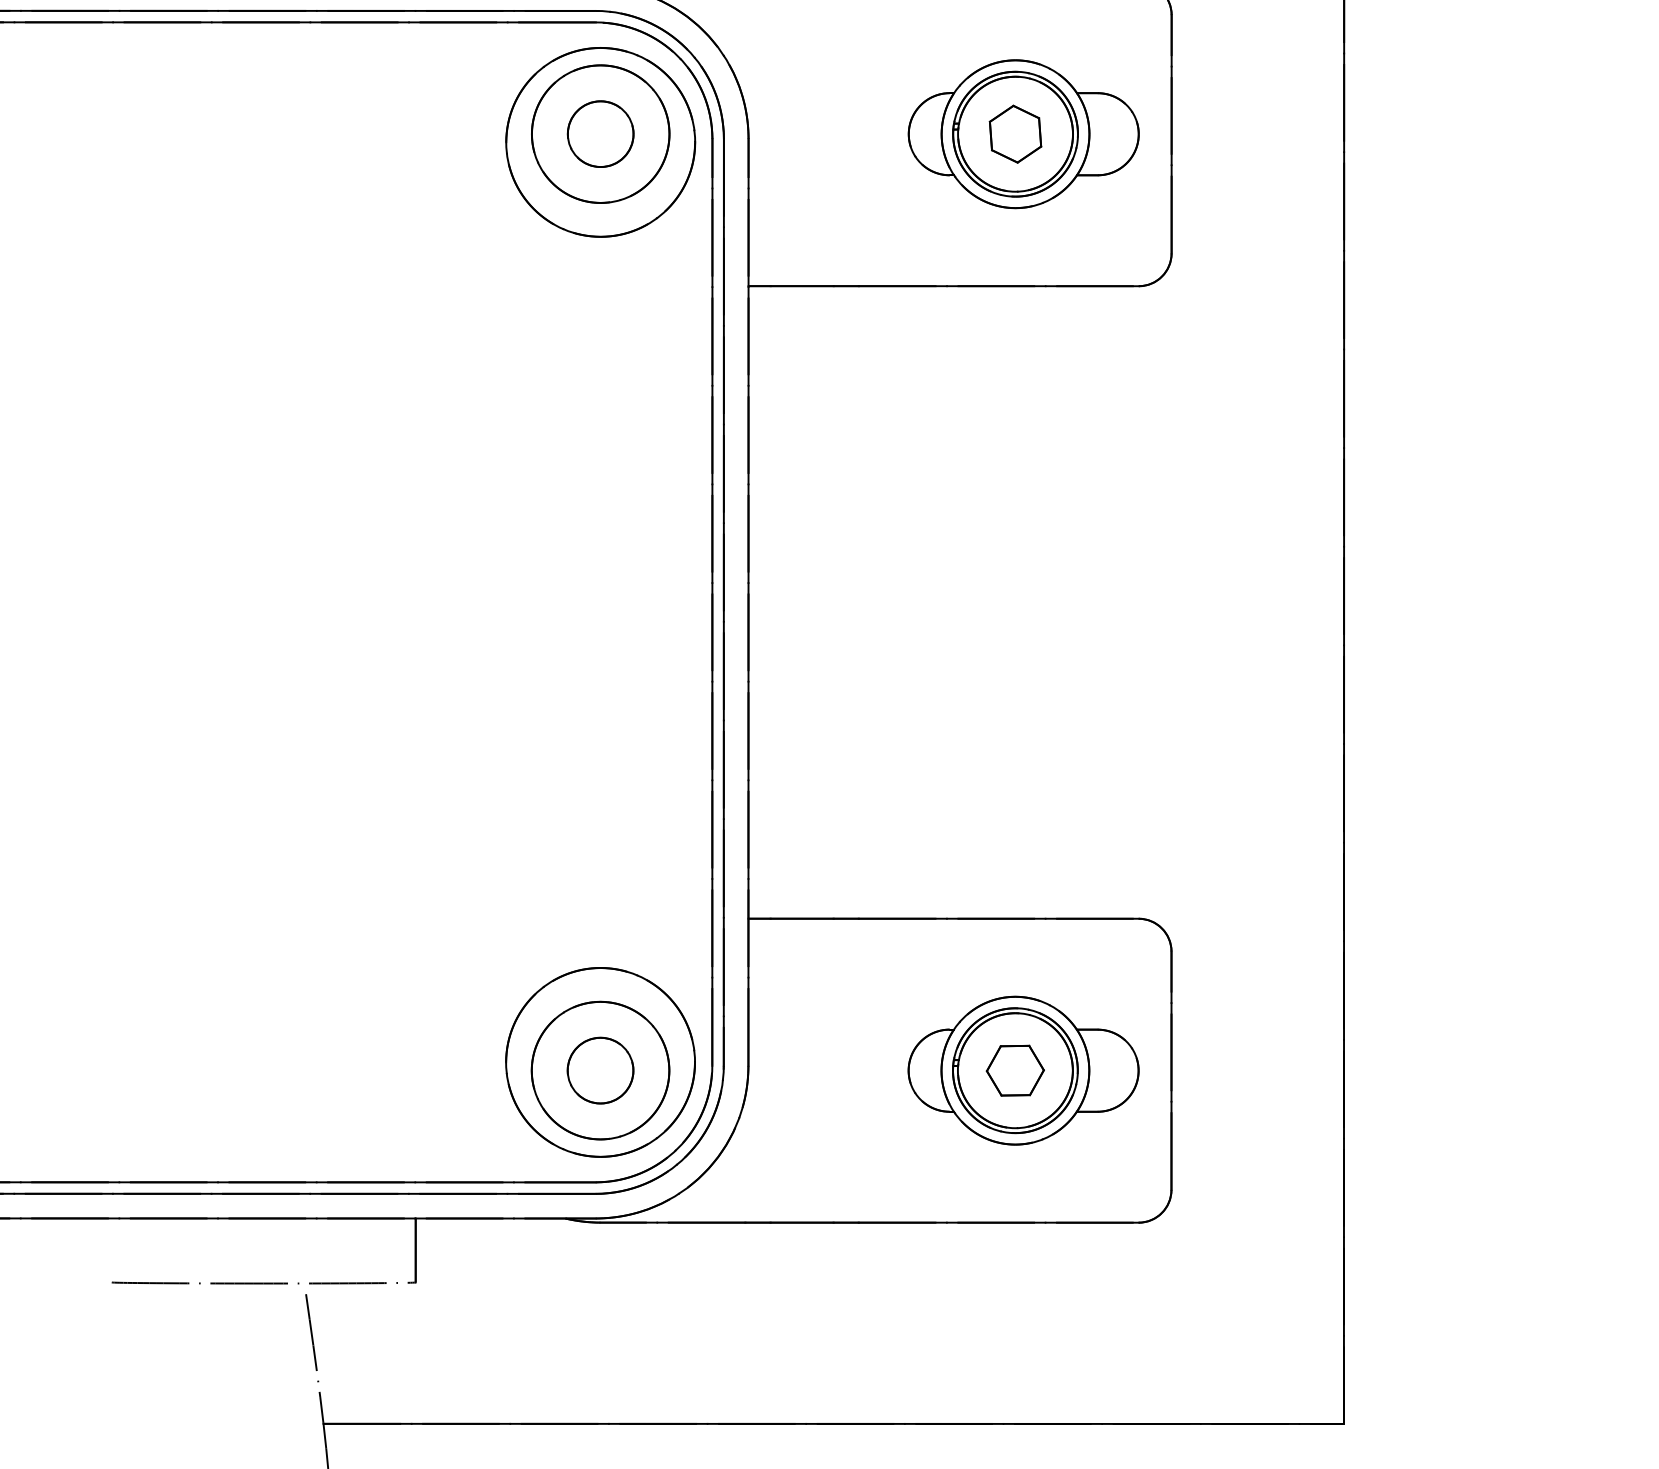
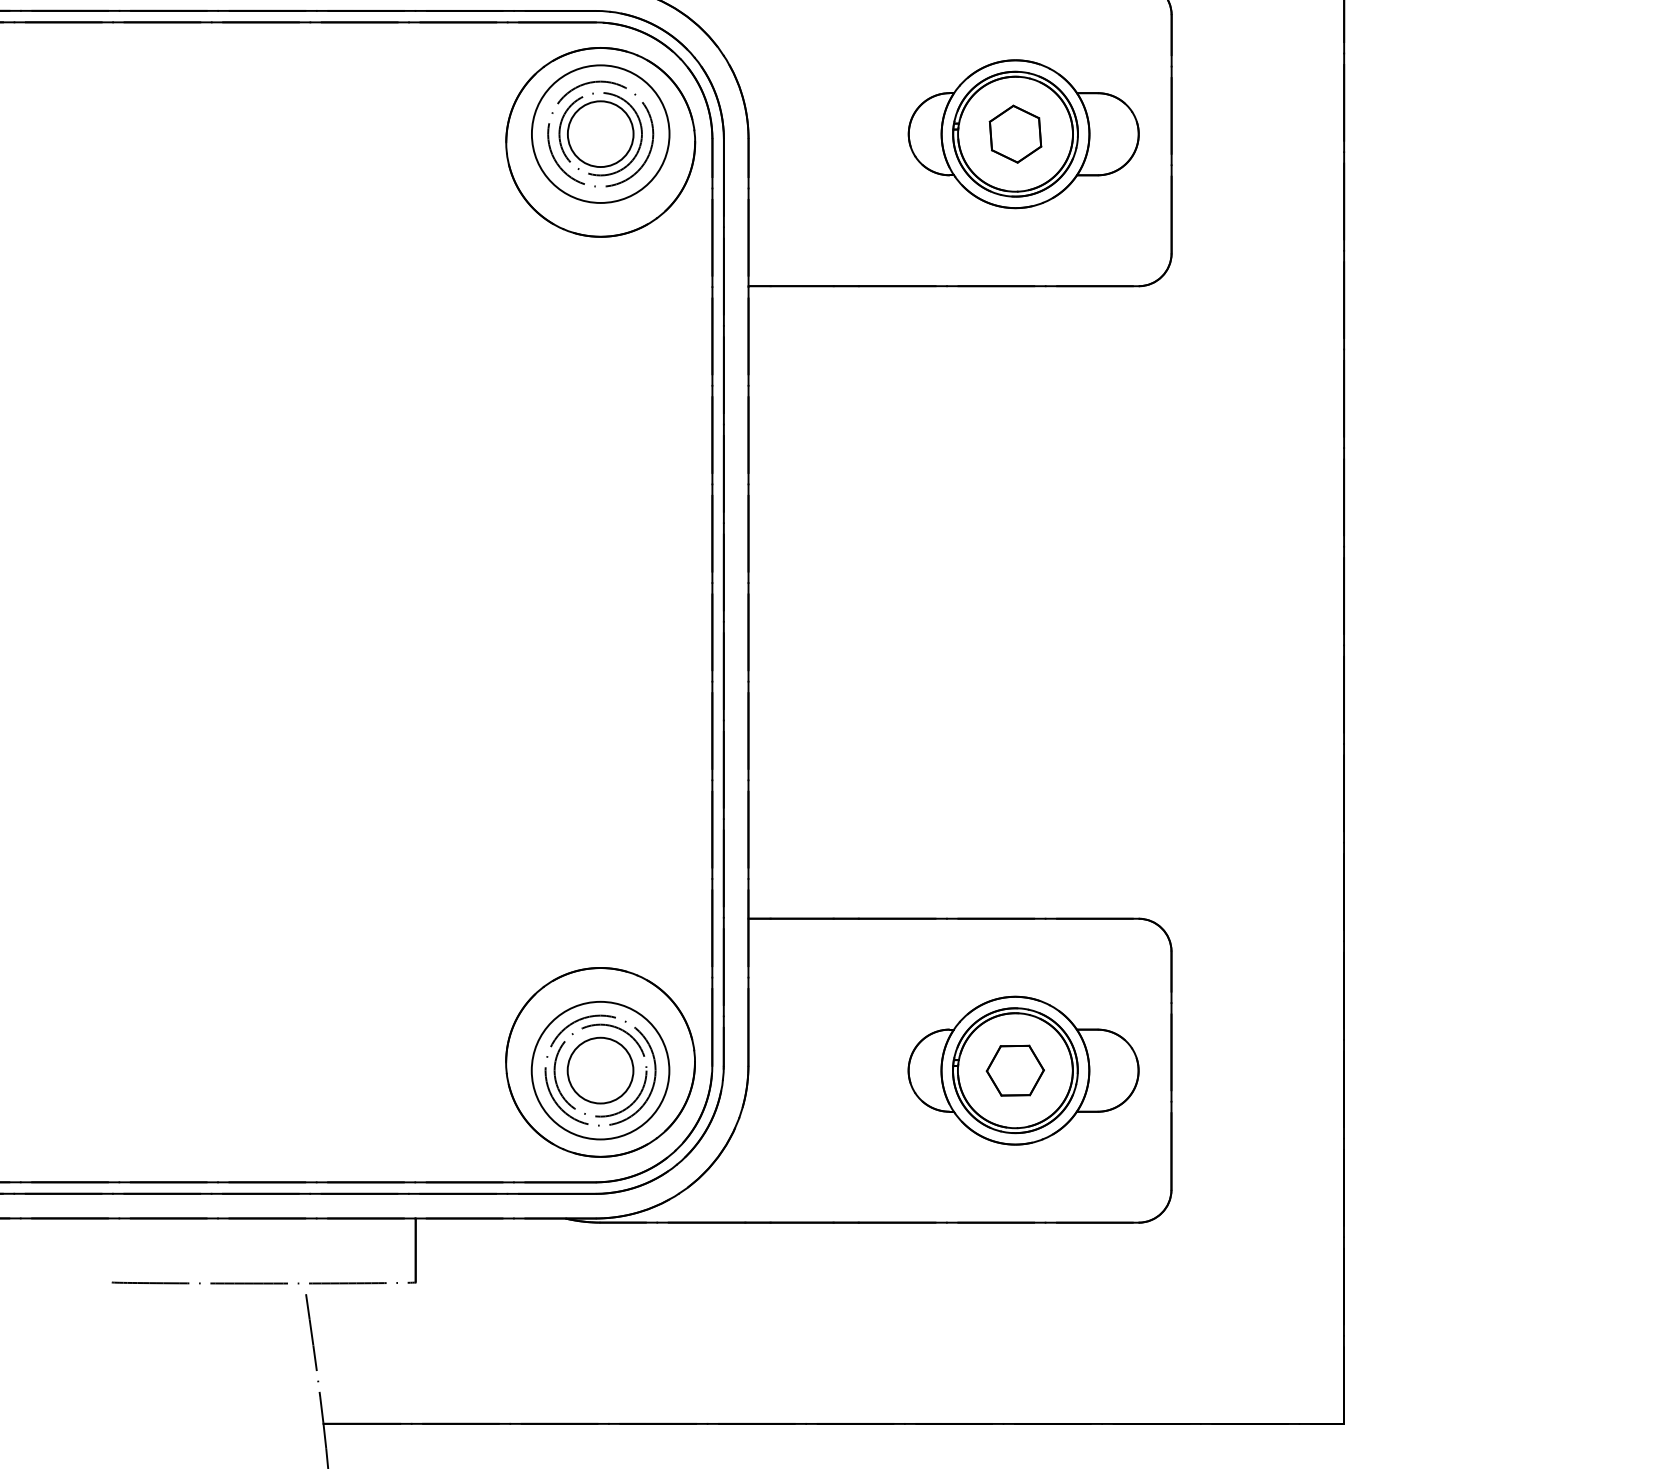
circle diameter: 138 px -> 83 px (600, 133)
circle diameter: 66 px -> 105 px (600, 133)
circle diameter: 138 px -> 110 px (600, 1070)
circle diameter: 66 px -> 92 px (600, 1070)
